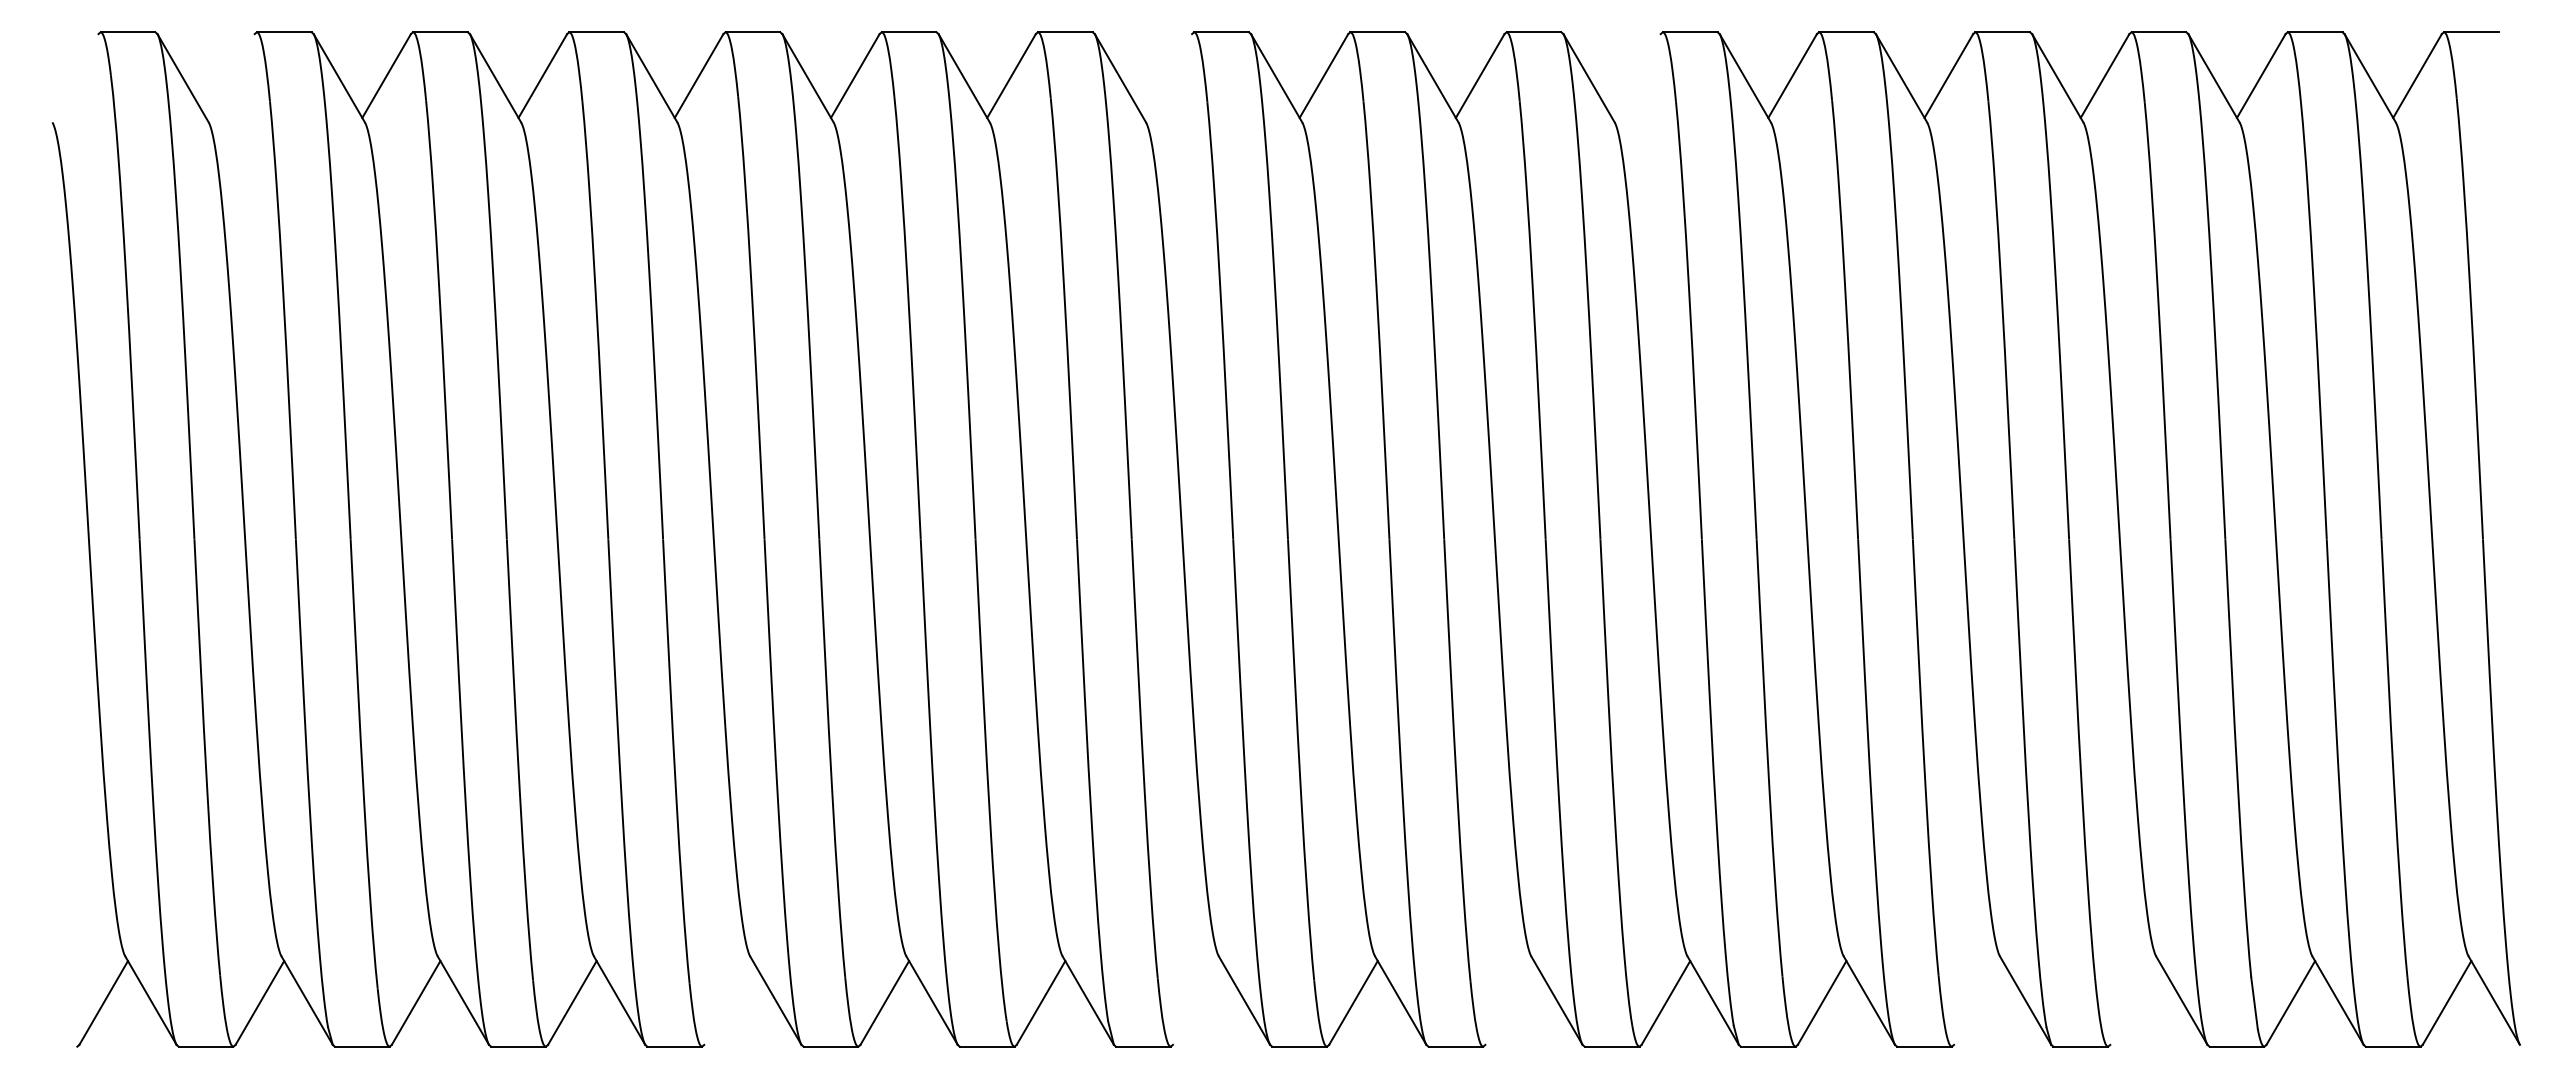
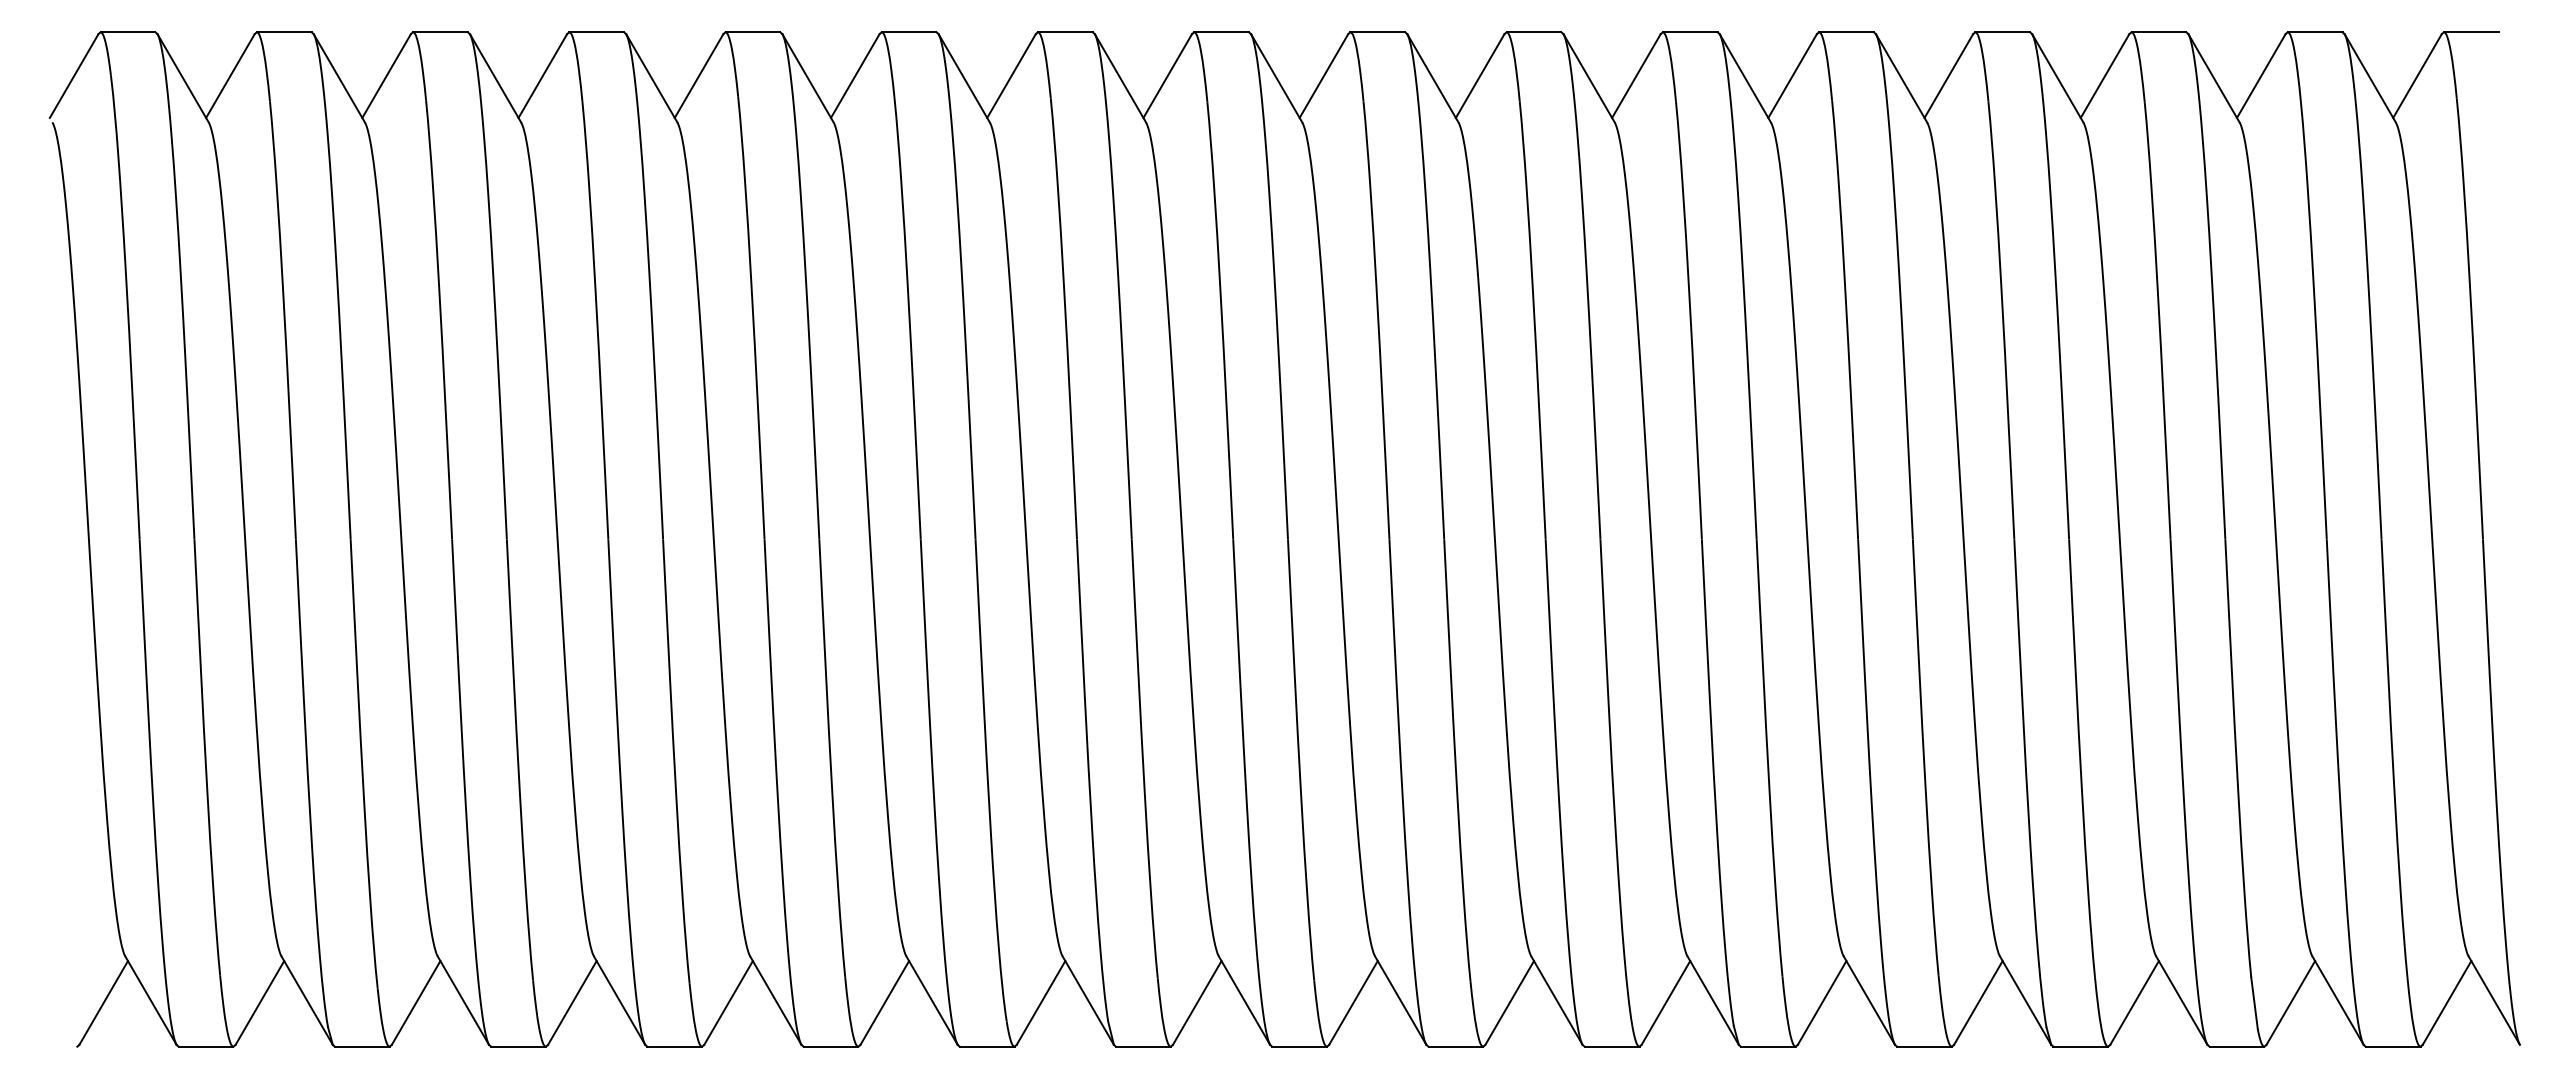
line: none -> present (73, 75)
line: none -> present (230, 75)
line: none -> present (1167, 75)
line: none -> present (1636, 75)
line: none -> present (728, 1002)
line: none -> present (1196, 1002)
line: none -> present (1509, 1002)
line: none -> present (1978, 1002)
line: none -> present (2134, 1002)
